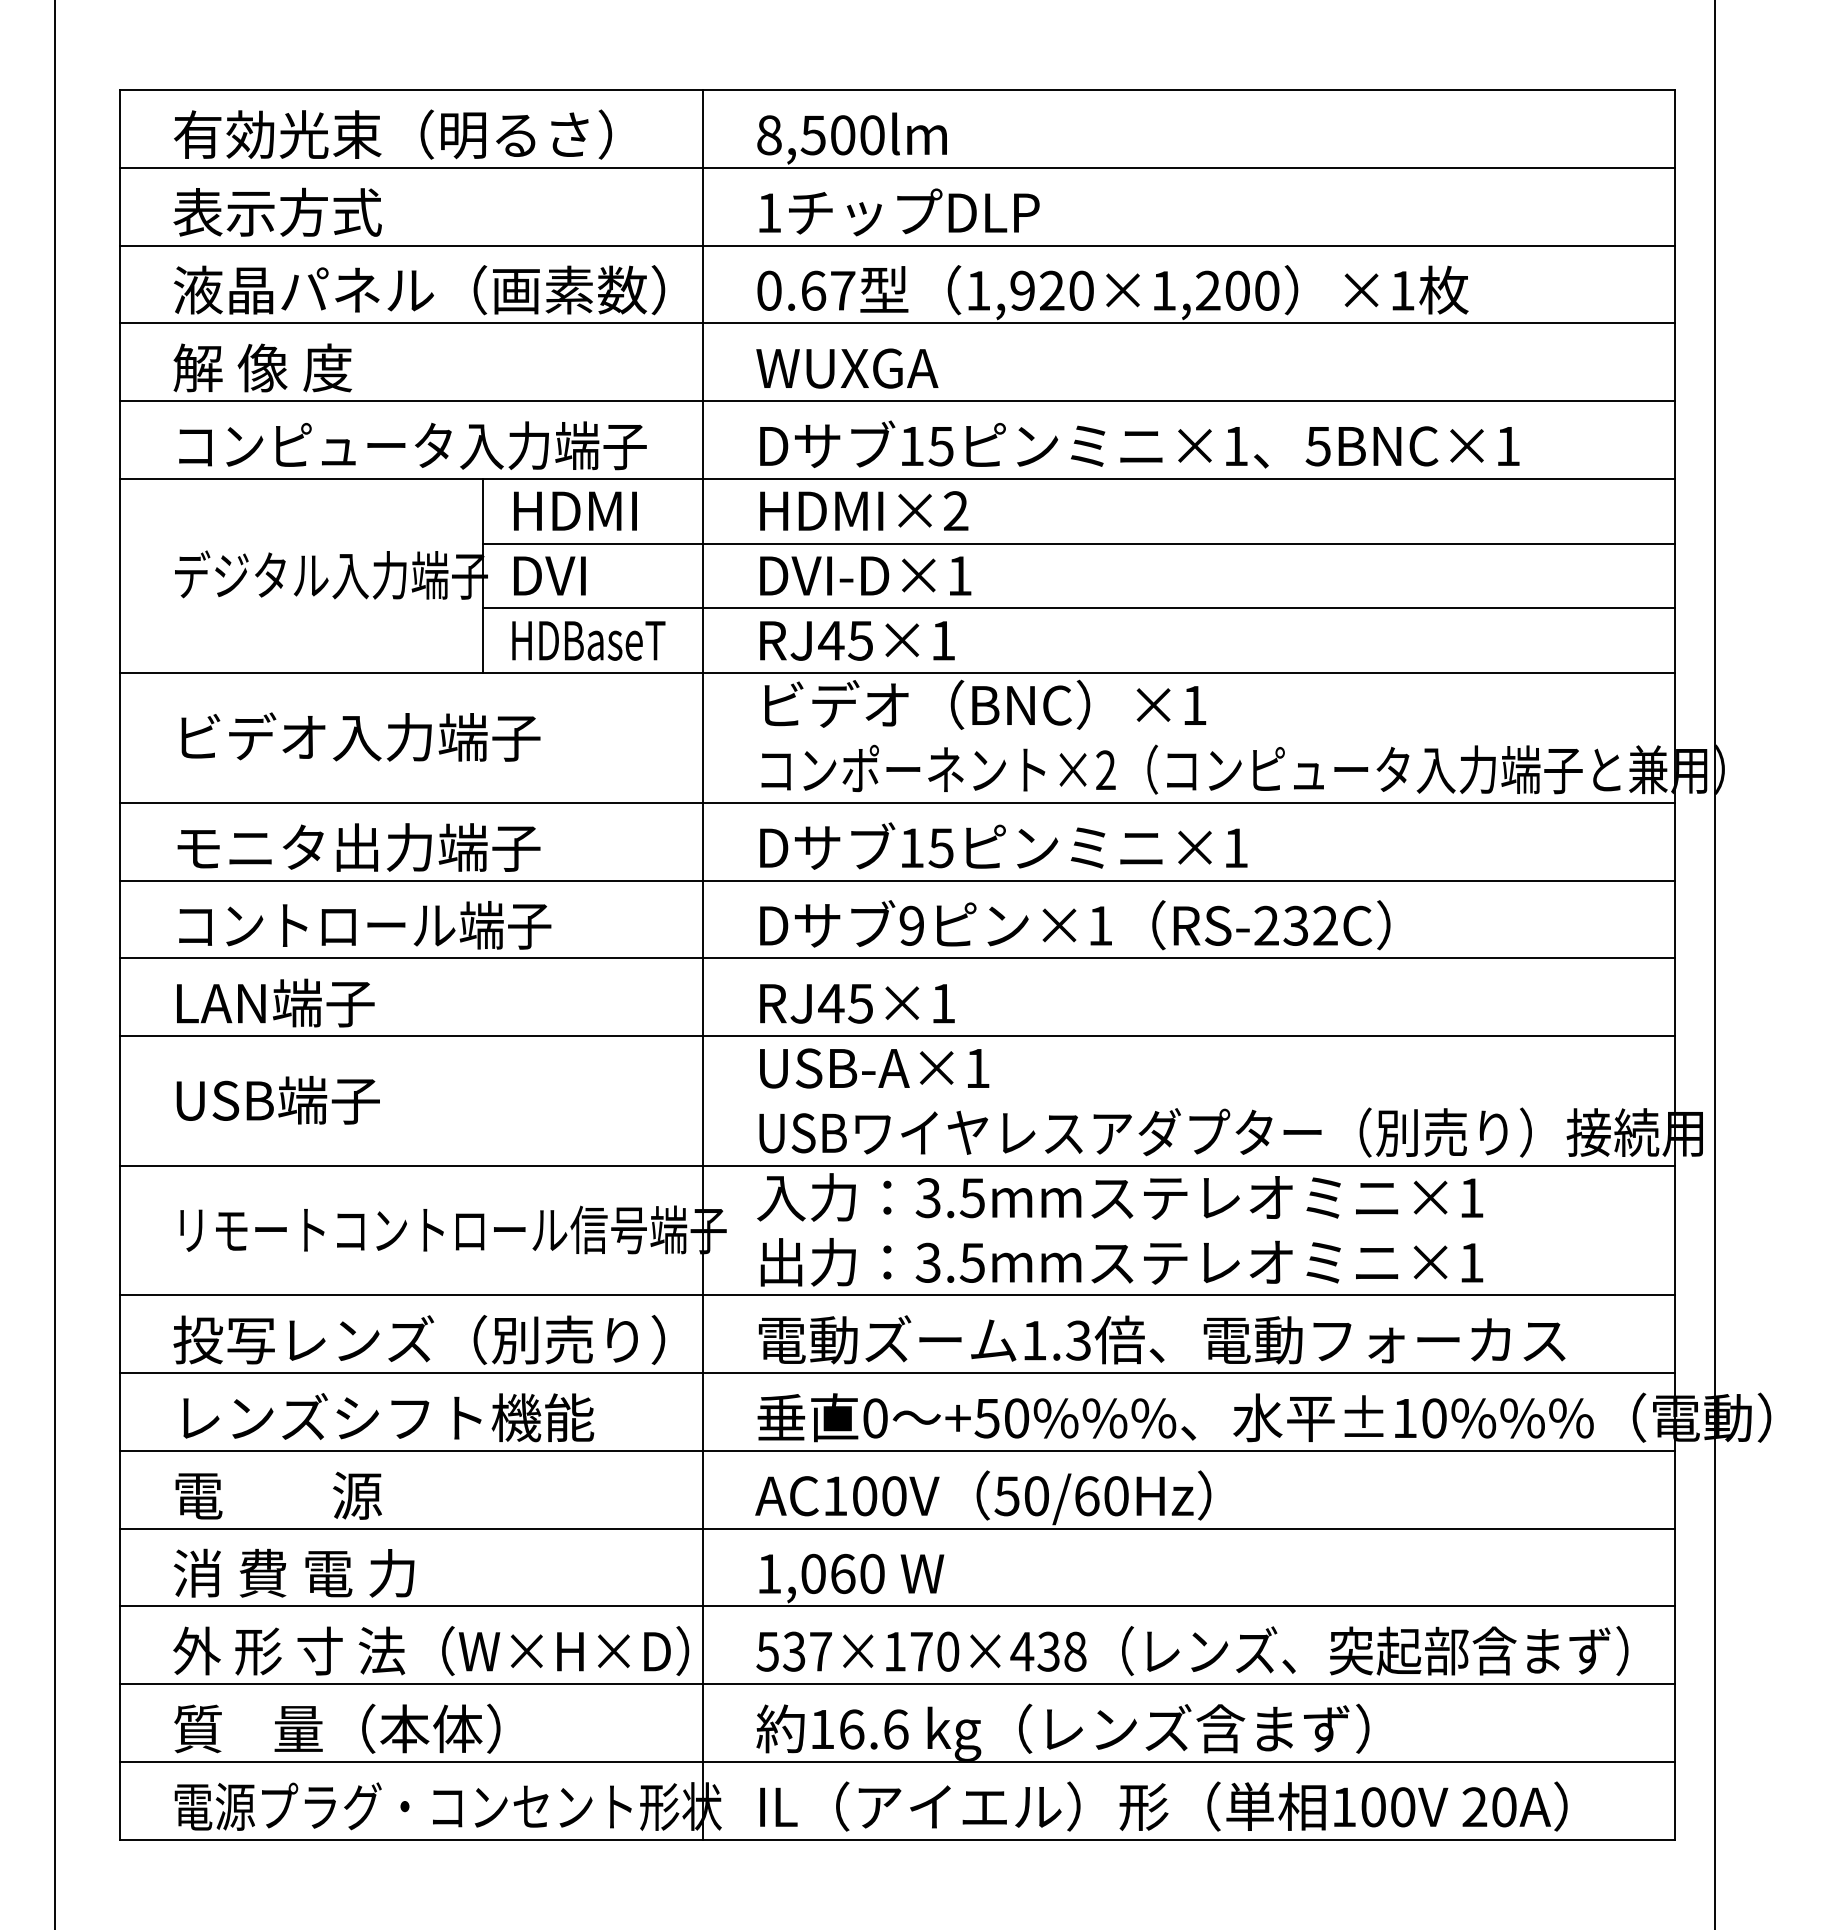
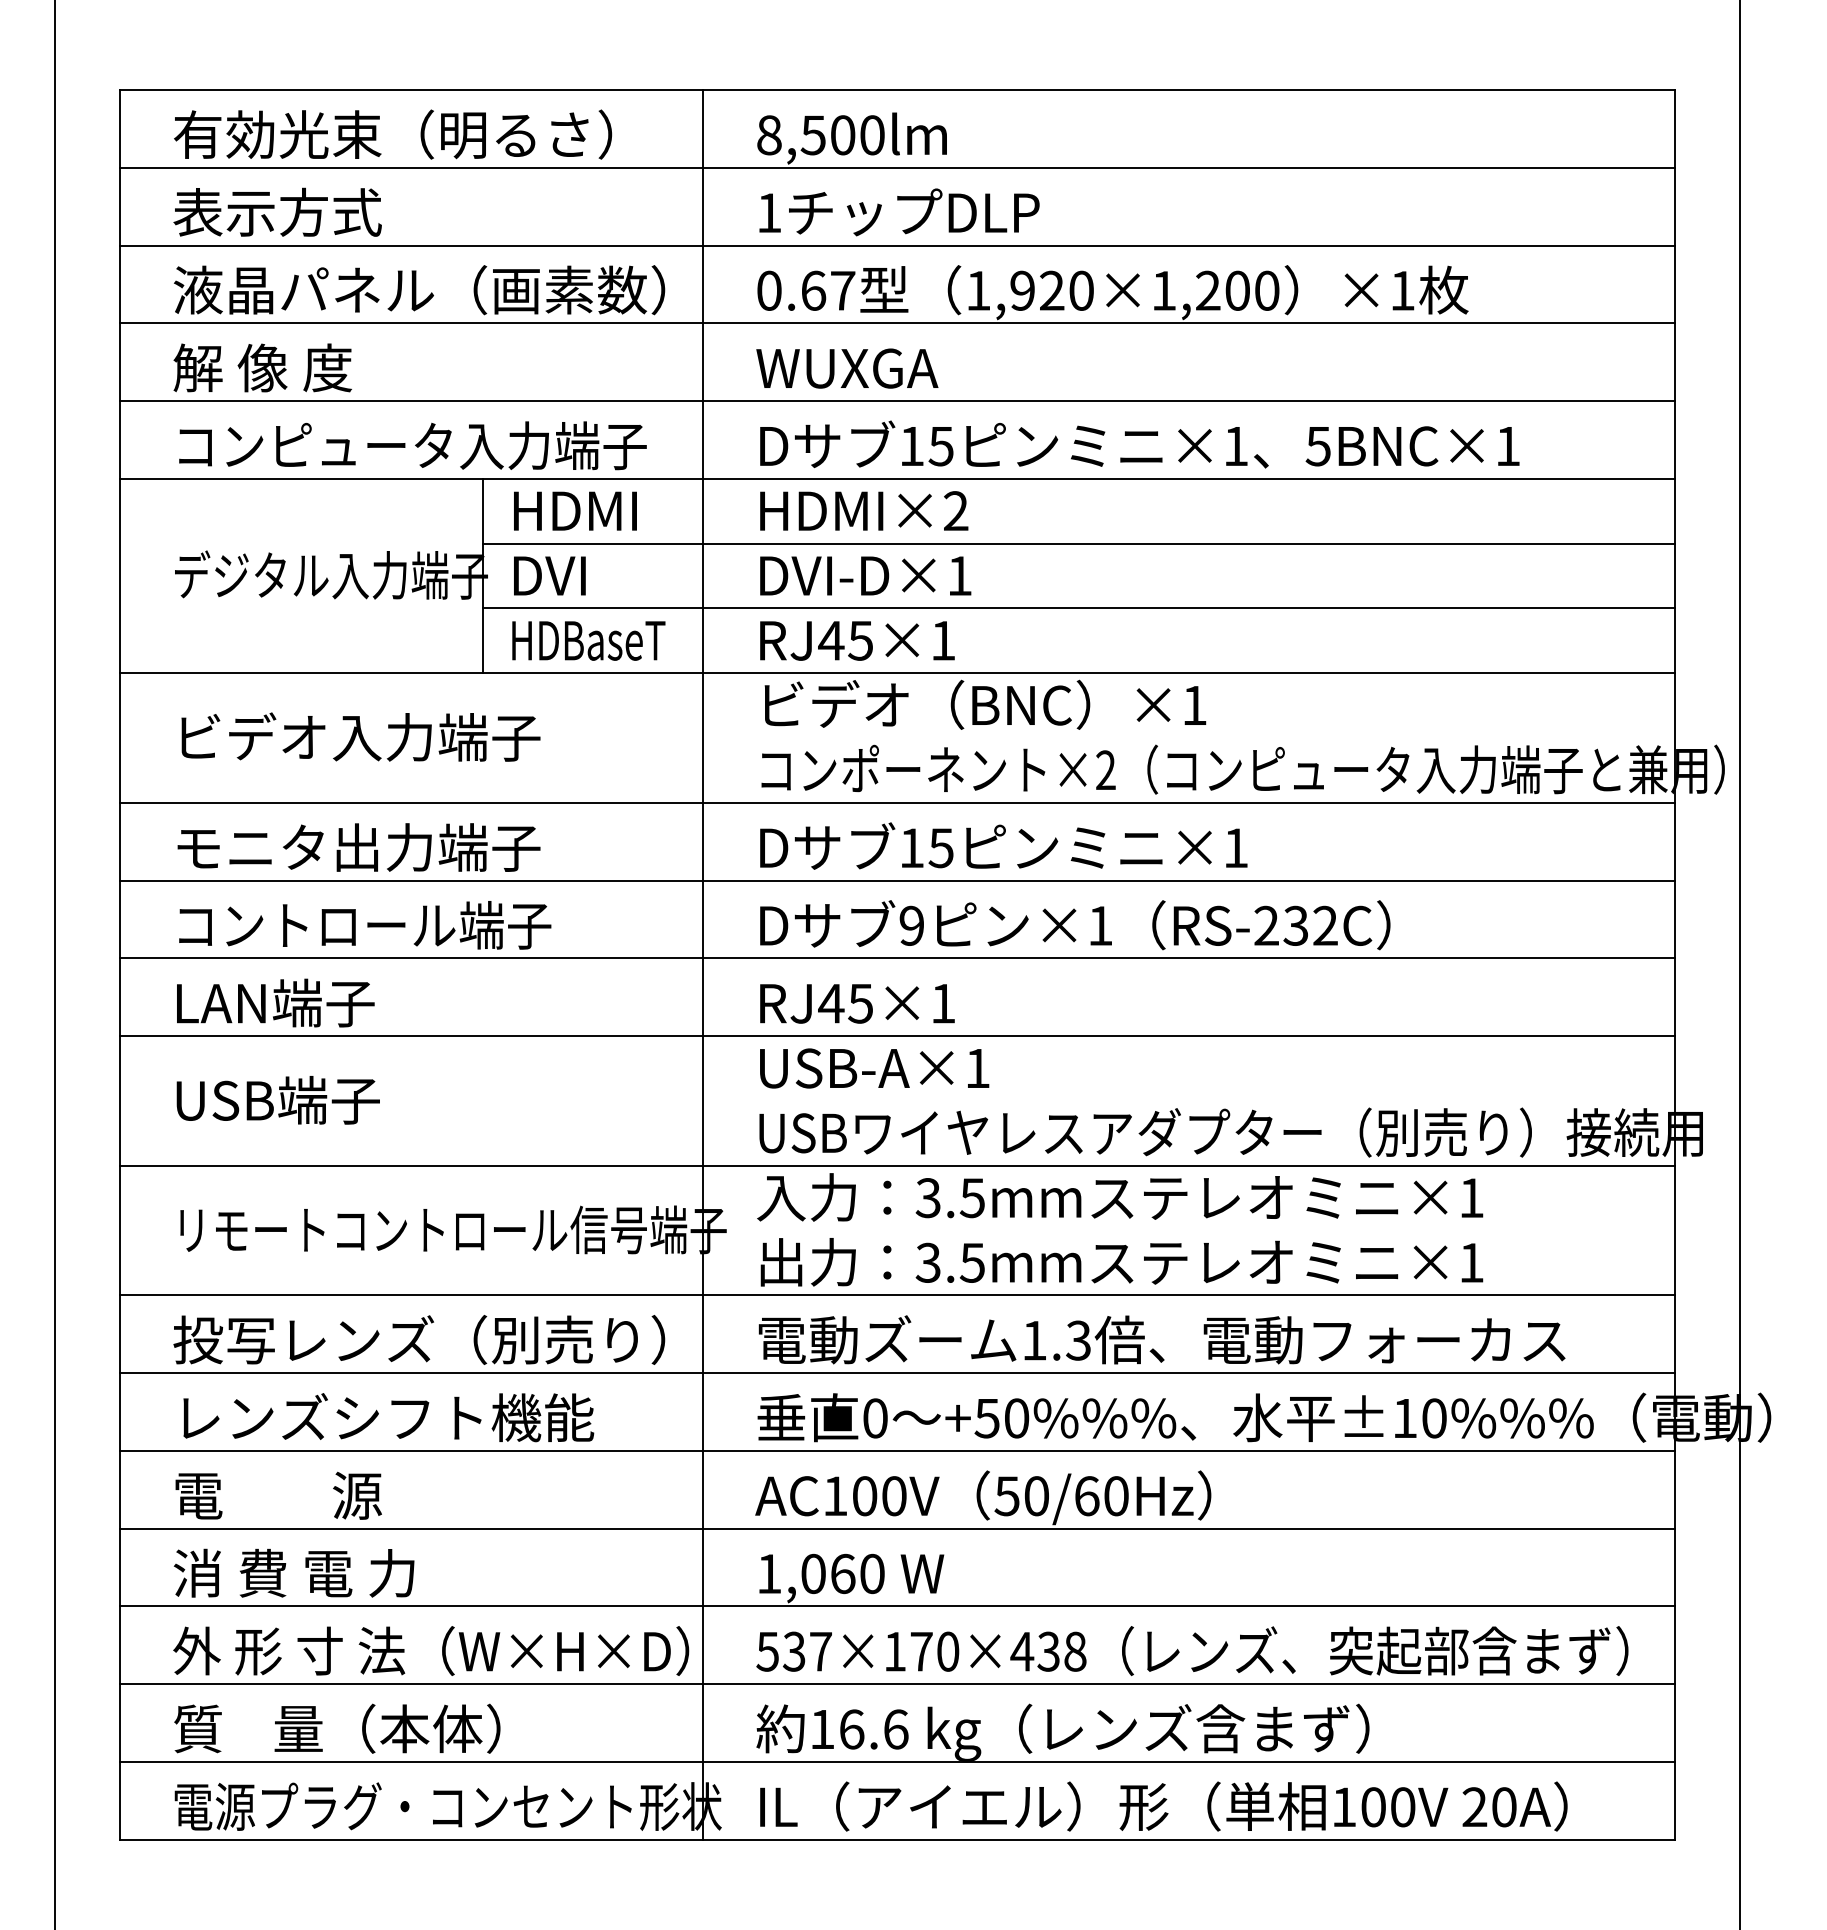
line position: (1714, 964) -> (1739, 964) (1739, 964)
